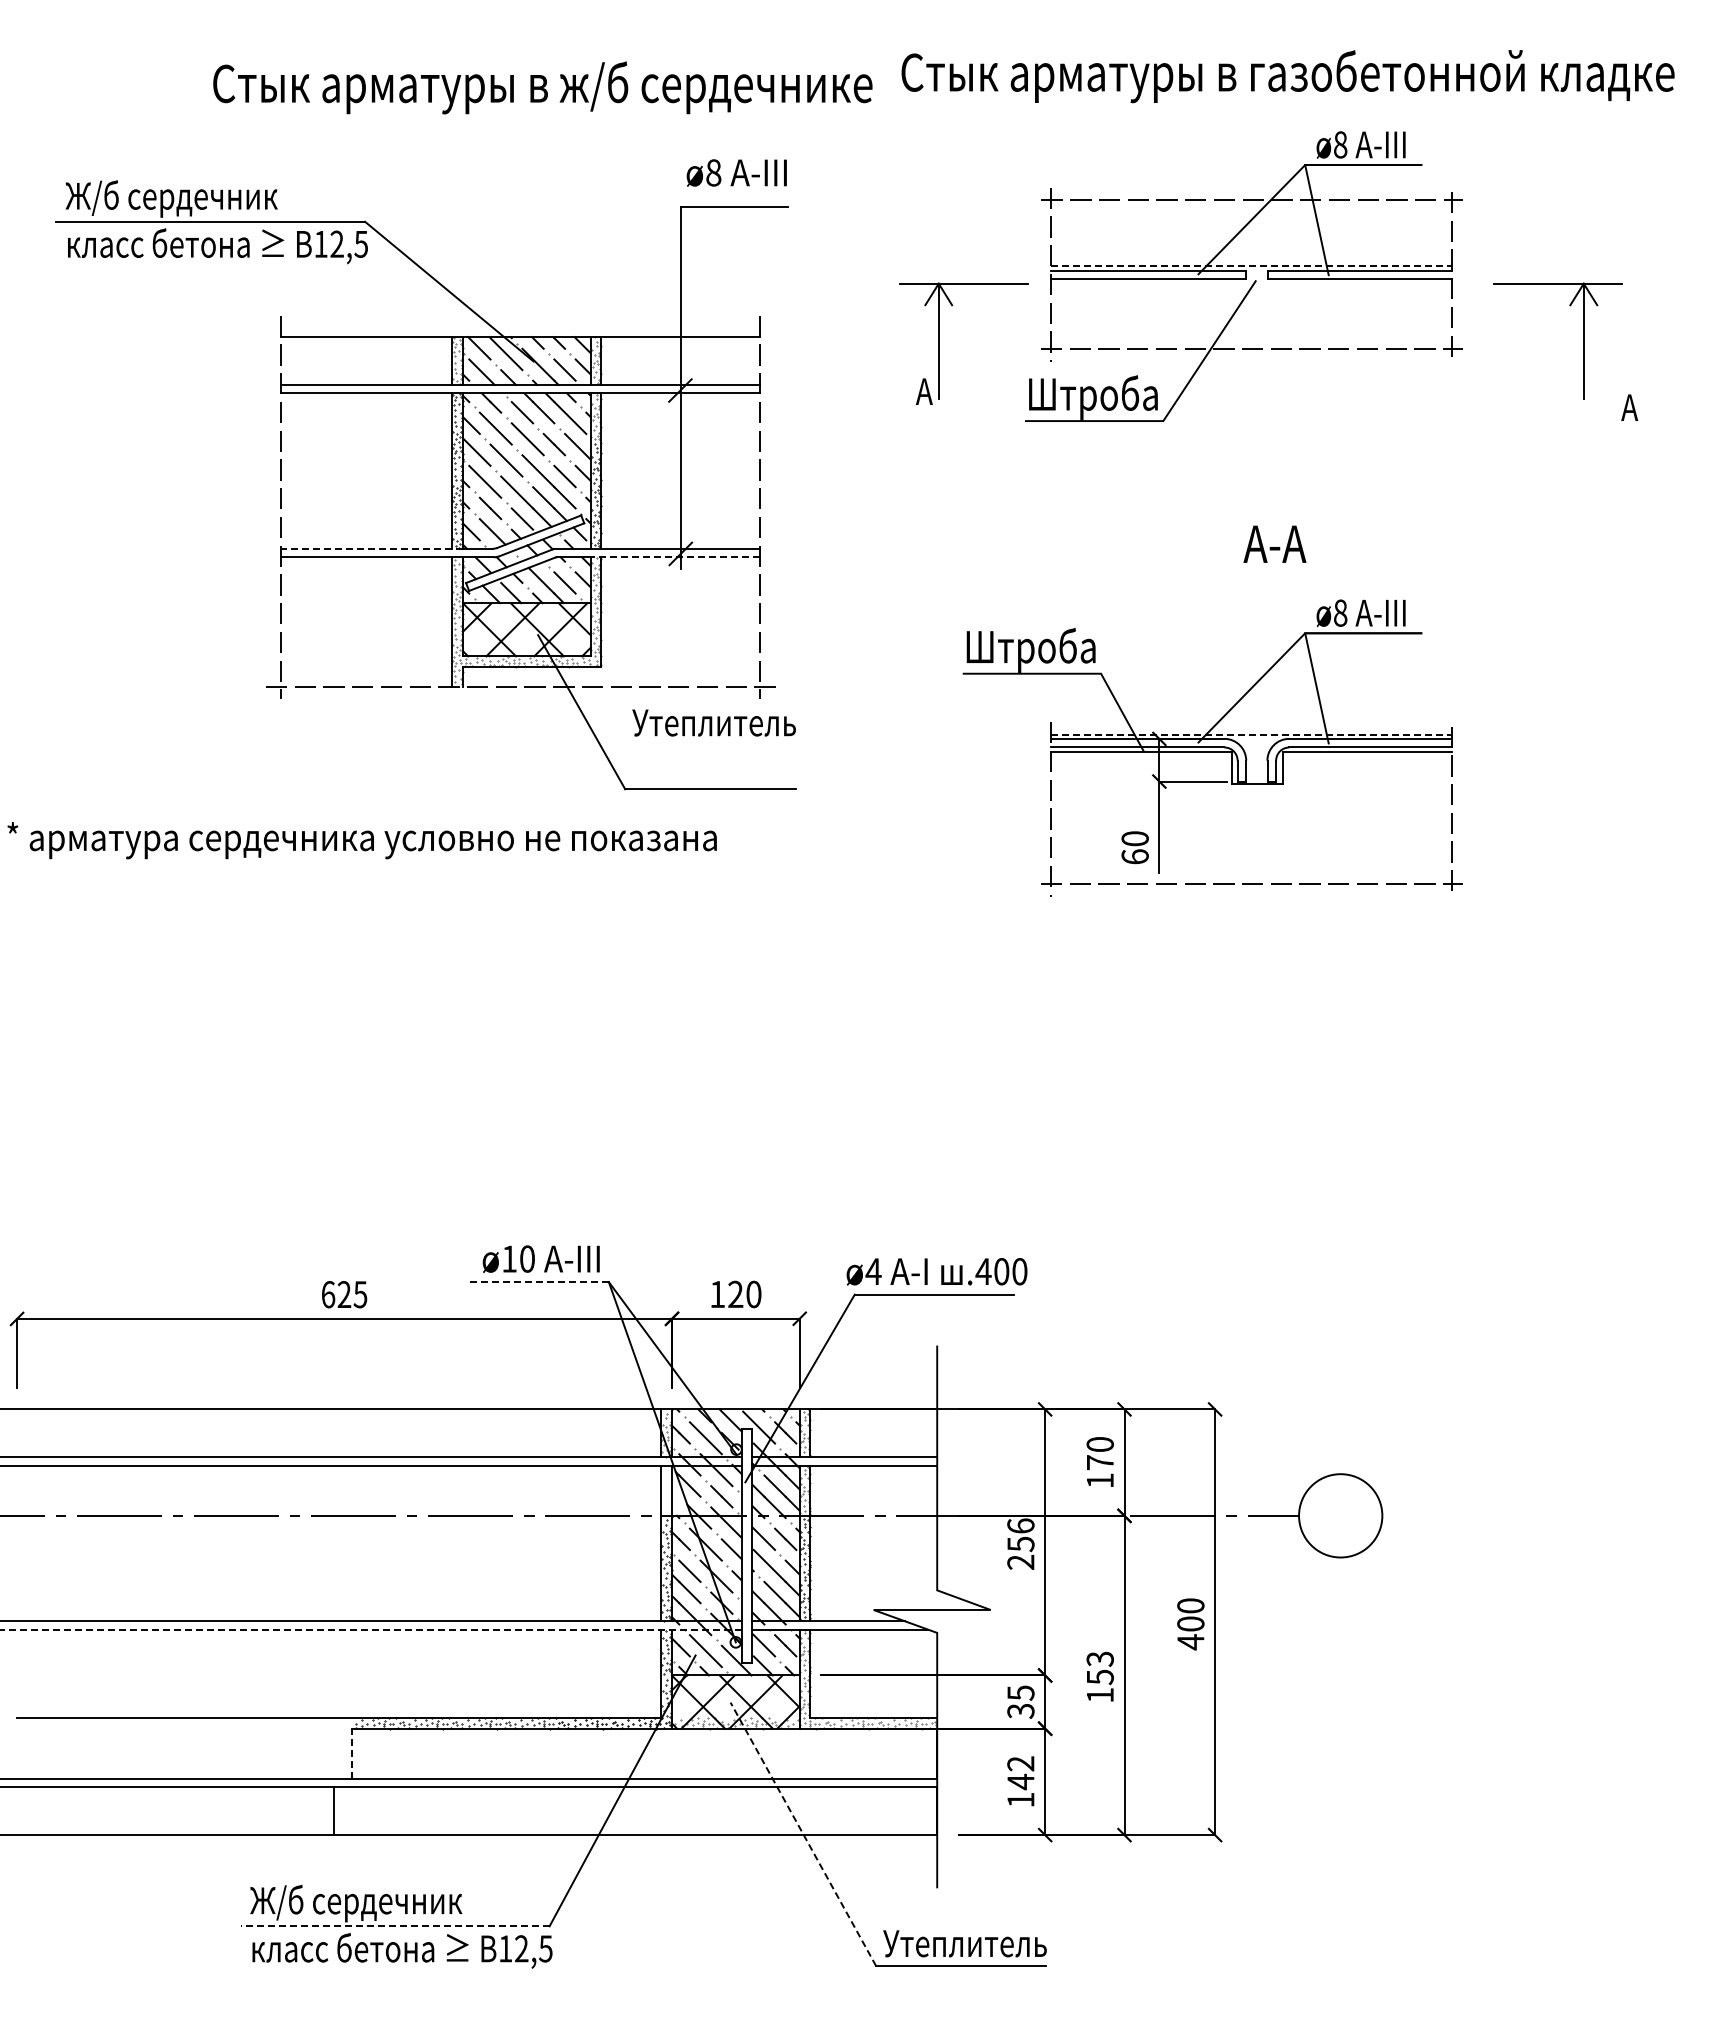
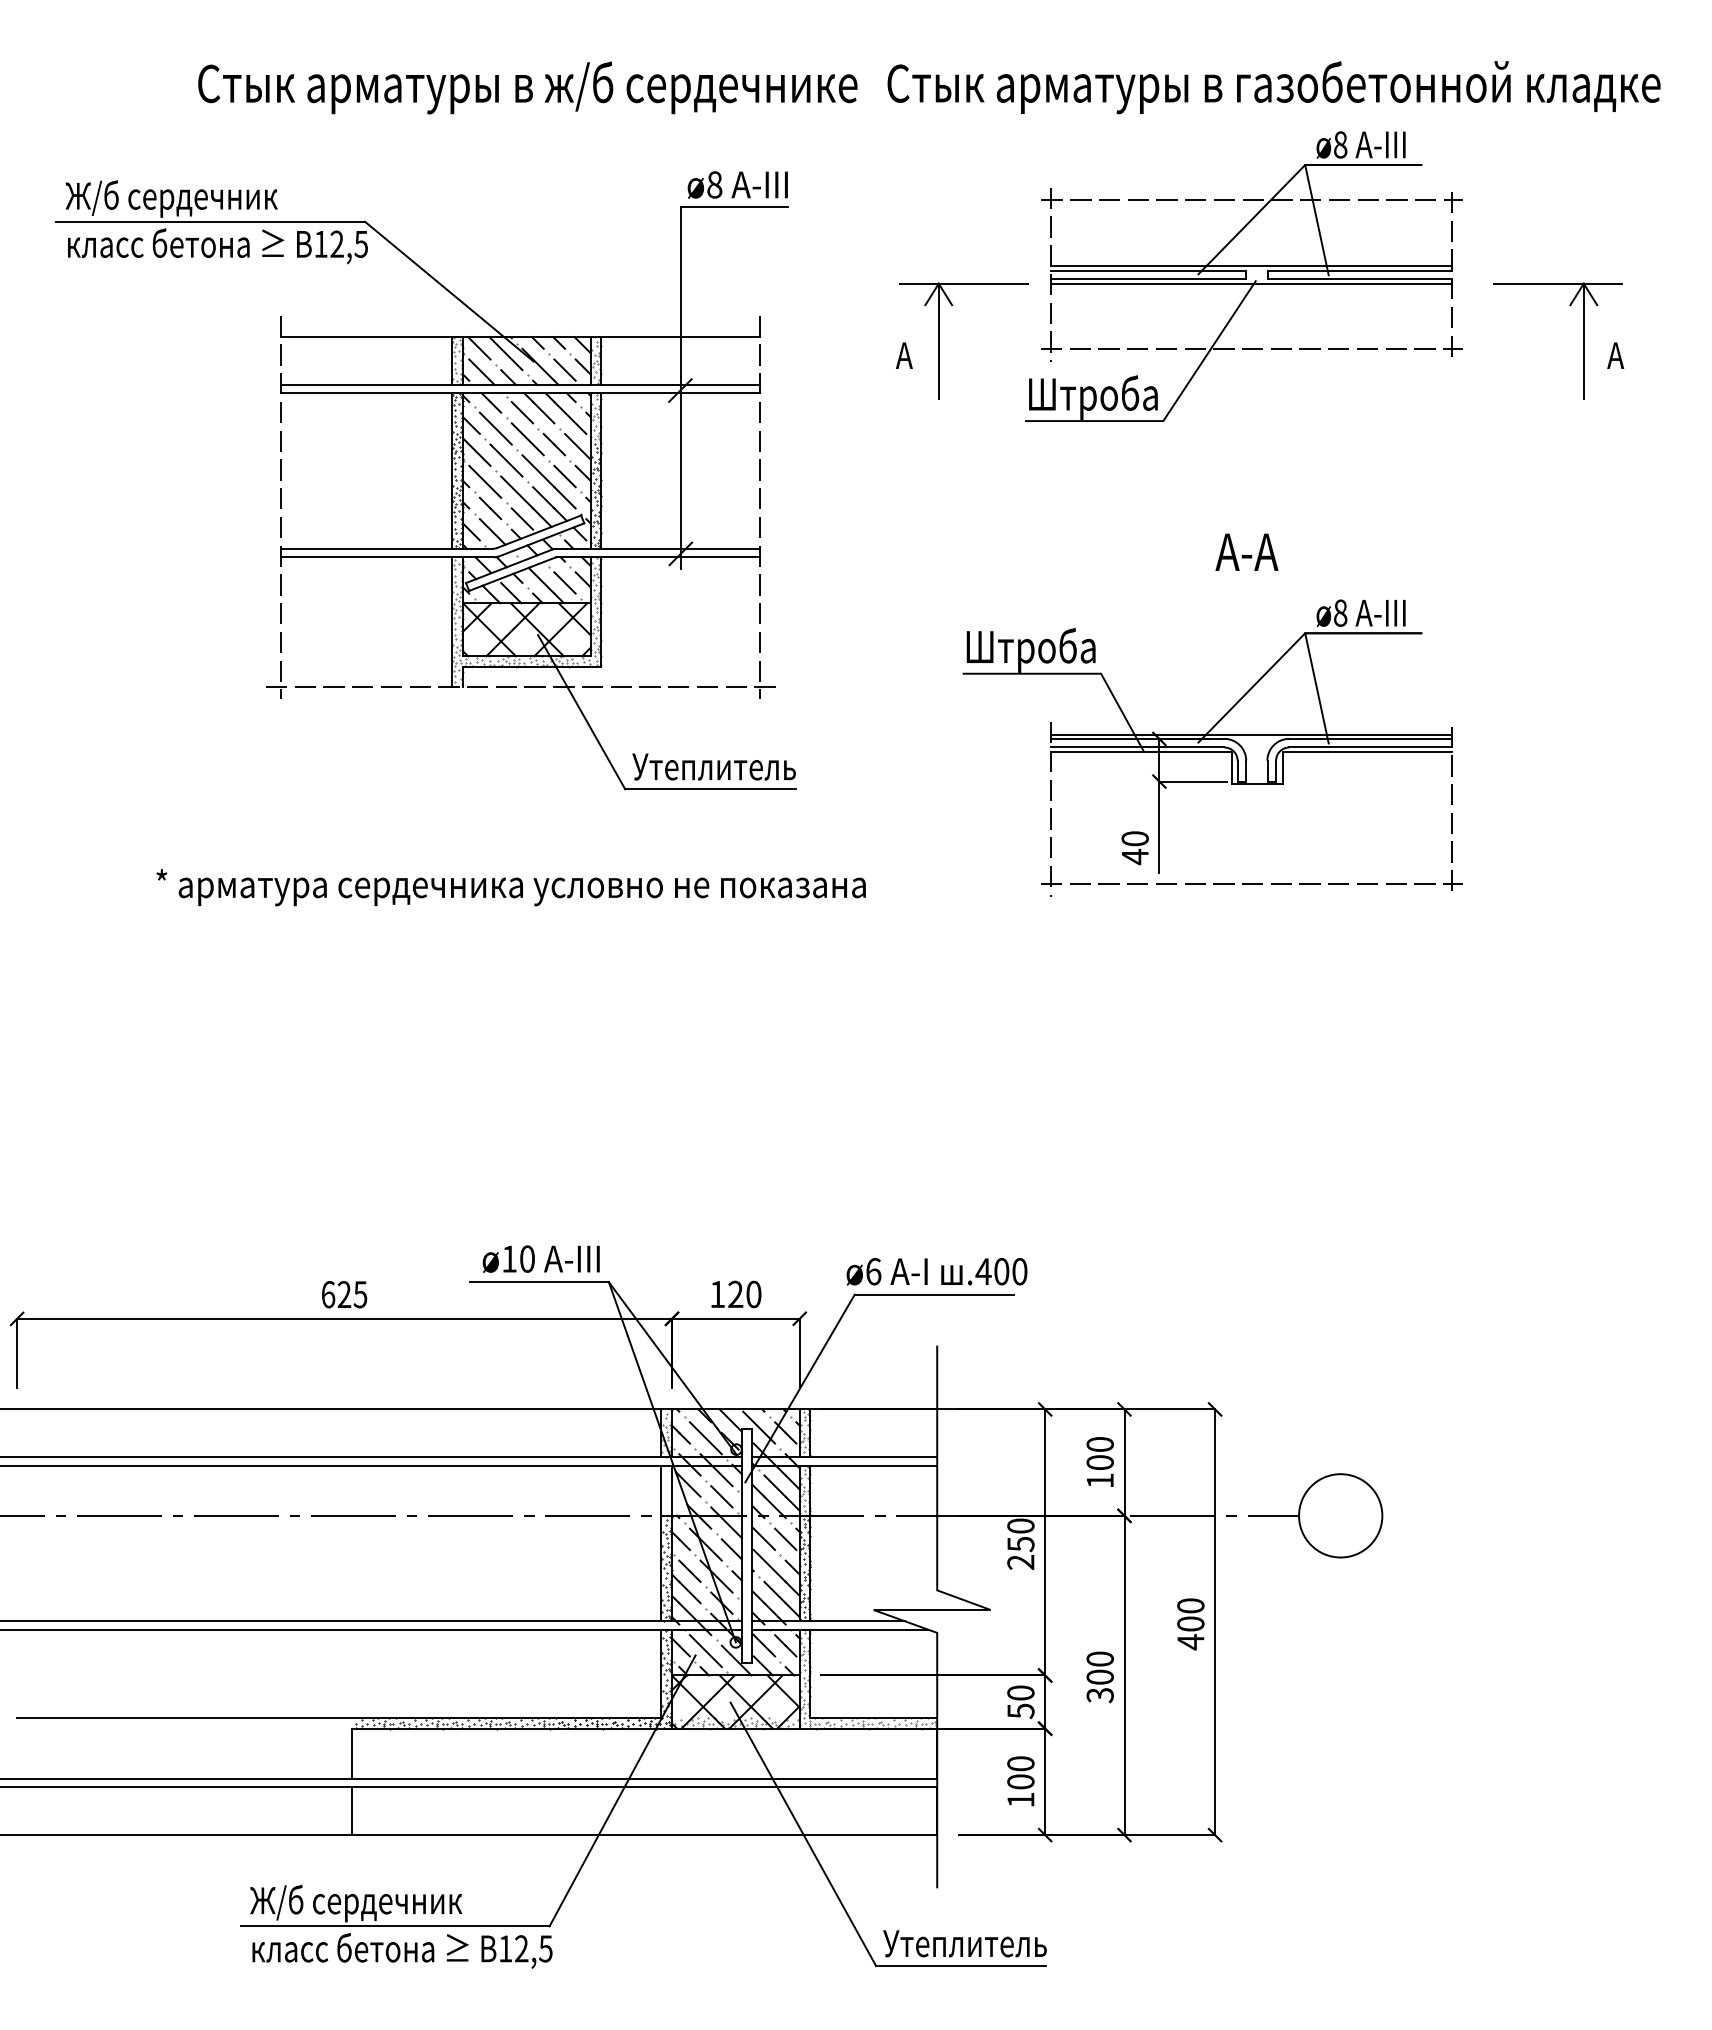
text position: (1287, 76) -> (1273, 87) (1273, 87)
text position: (542, 87) -> (527, 87) (527, 87)
text position: (736, 172) -> (737, 184) (737, 184)
line: dashed -> solid (1252, 266)
line: none -> present (1251, 283)
text position: (924, 391) -> (904, 355) (904, 355)
text position: (1629, 407) -> (1615, 355) (1615, 355)
text position: (1274, 543) -> (1246, 551) (1246, 551)
line: dashed -> solid (372, 548)
line: dashed -> solid (675, 557)
text position: (713, 722) -> (713, 766) (713, 766)
line: dashed -> solid (1252, 734)
text position: (361, 840) -> (510, 887) (510, 887)
text: 60 -> 40 (1134, 856)
text: ø4 -> ø6 (873, 1271)
line: dashed -> solid (539, 1282)
text: 170 -> 100 (1099, 1462)
text: 256 -> 250 (1020, 1525)
line: dashed -> solid (370, 1629)
text: 153 -> 300 (1099, 1677)
text: 35 -> 50 (1020, 1701)
line: dashed -> solid (352, 1753)
text: 142 -> 100 (1020, 1773)
line position: (334, 1811) -> (352, 1811) (352, 1811)
line: dashed -> solid (803, 1833)
line: dashed -> solid (394, 1926)
